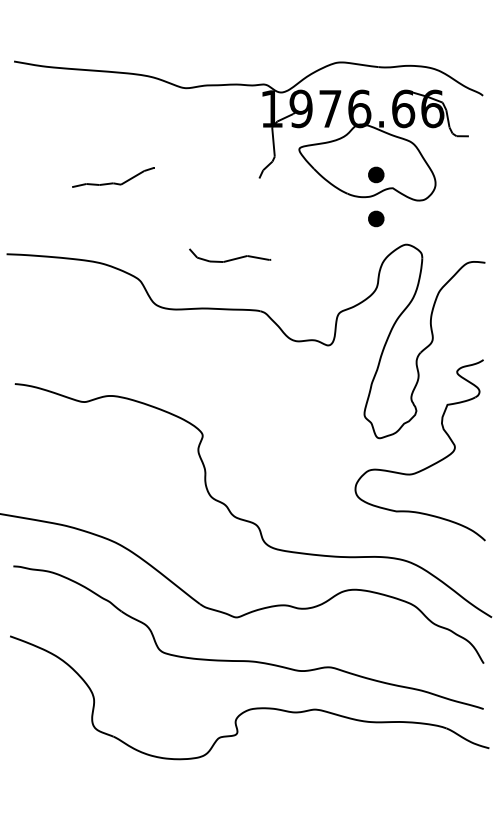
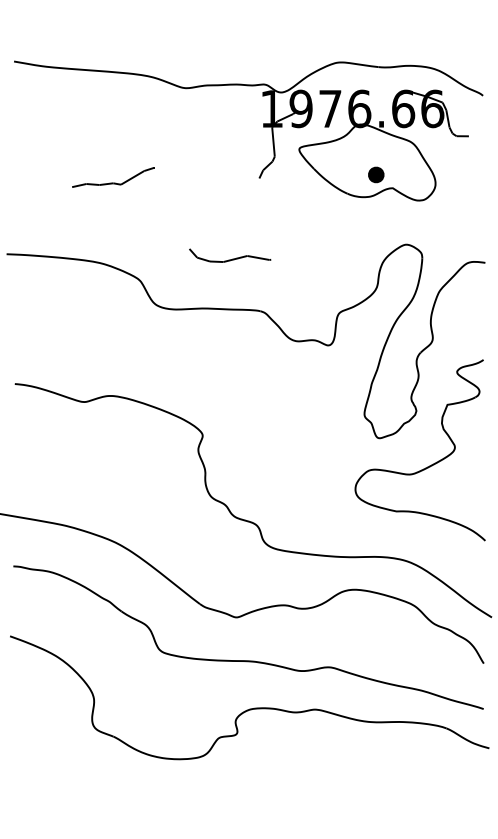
part: present -> none (376, 218)
